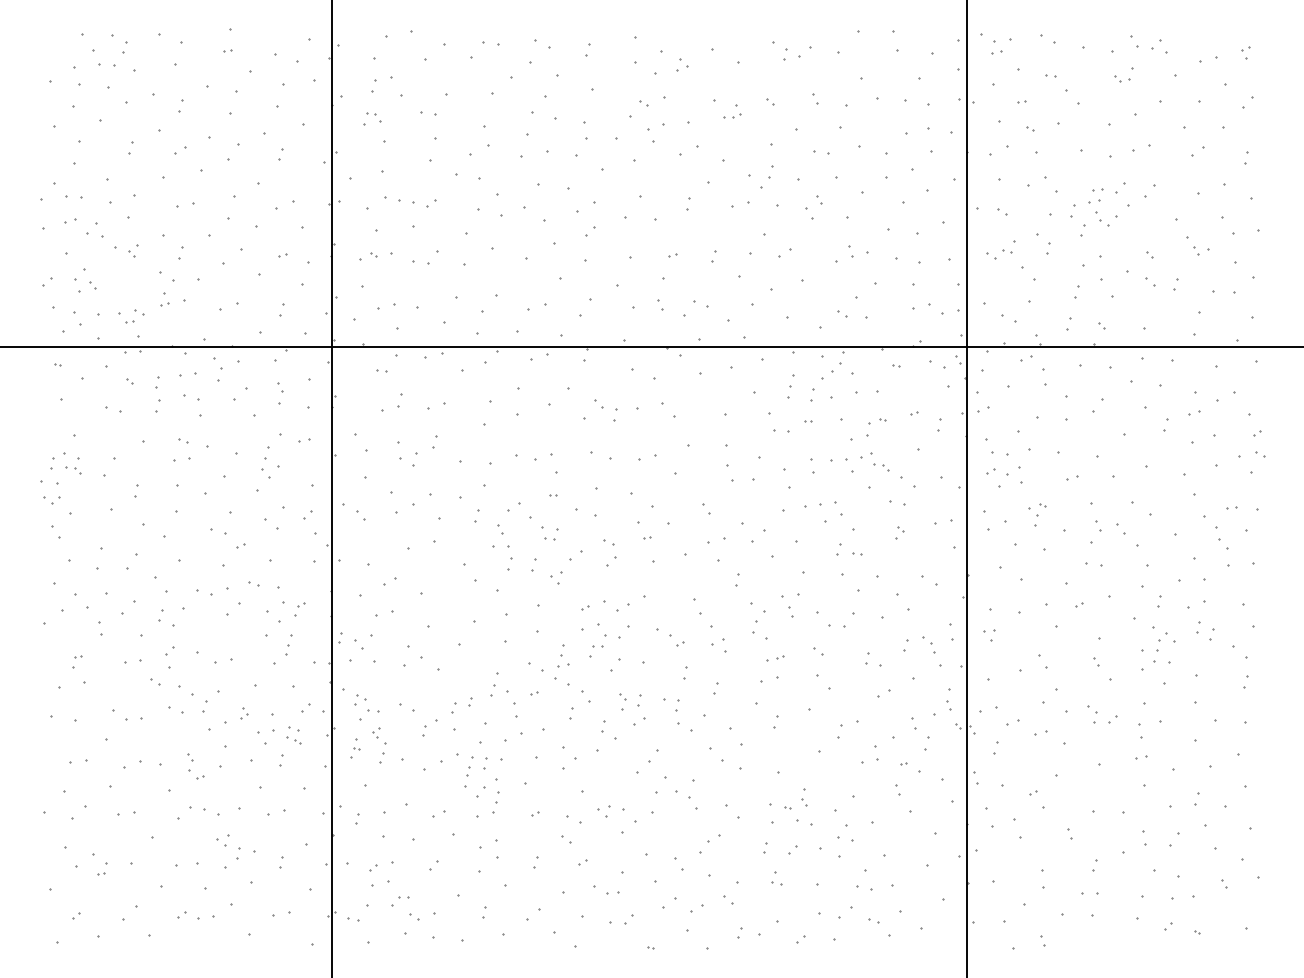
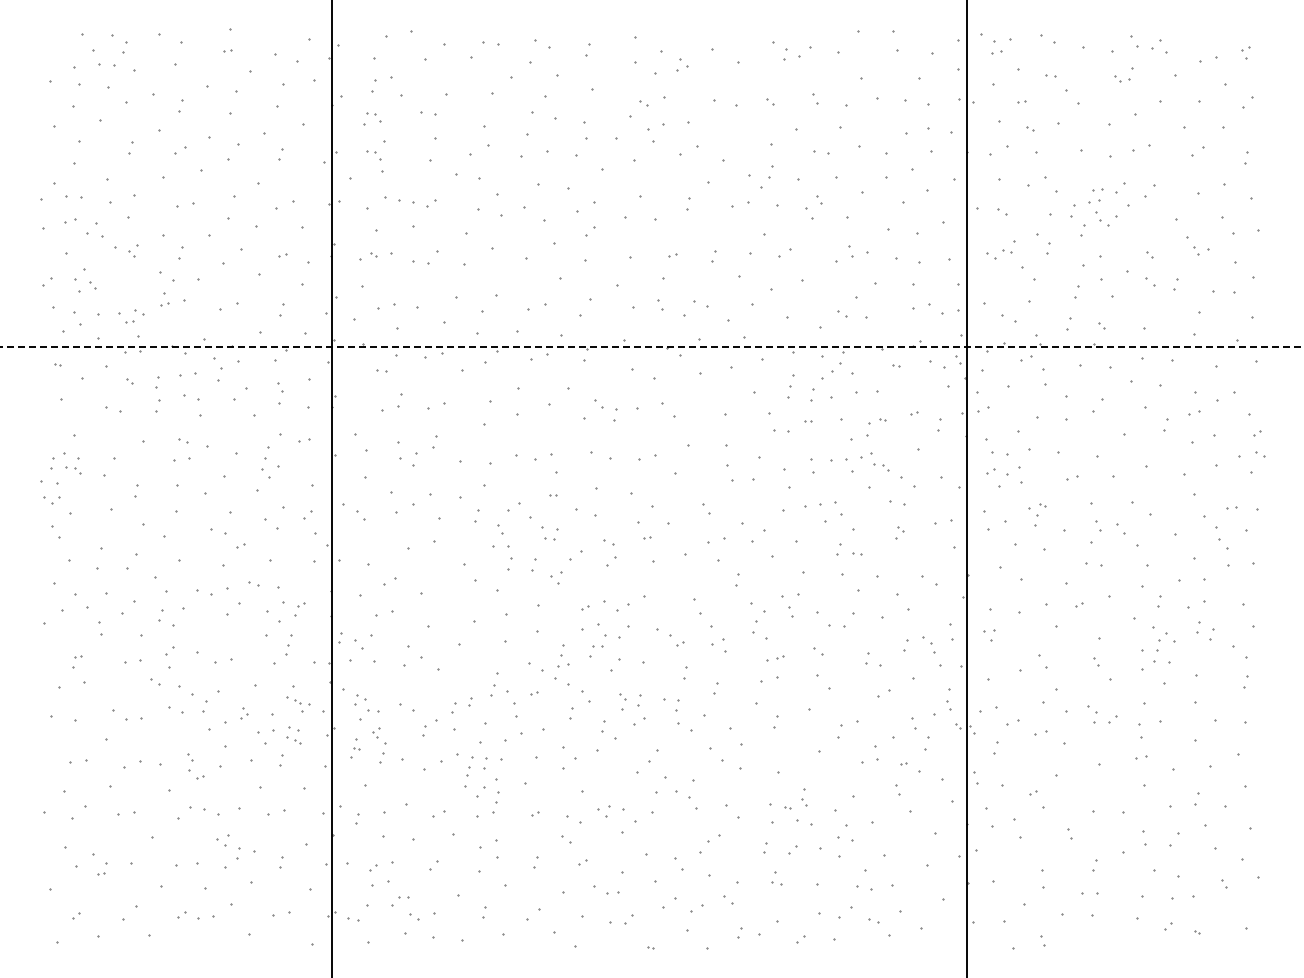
part: present -> none (732, 115)
part: none -> present (373, 155)
line: solid -> dashed (651, 346)
part: none -> present (293, 700)
